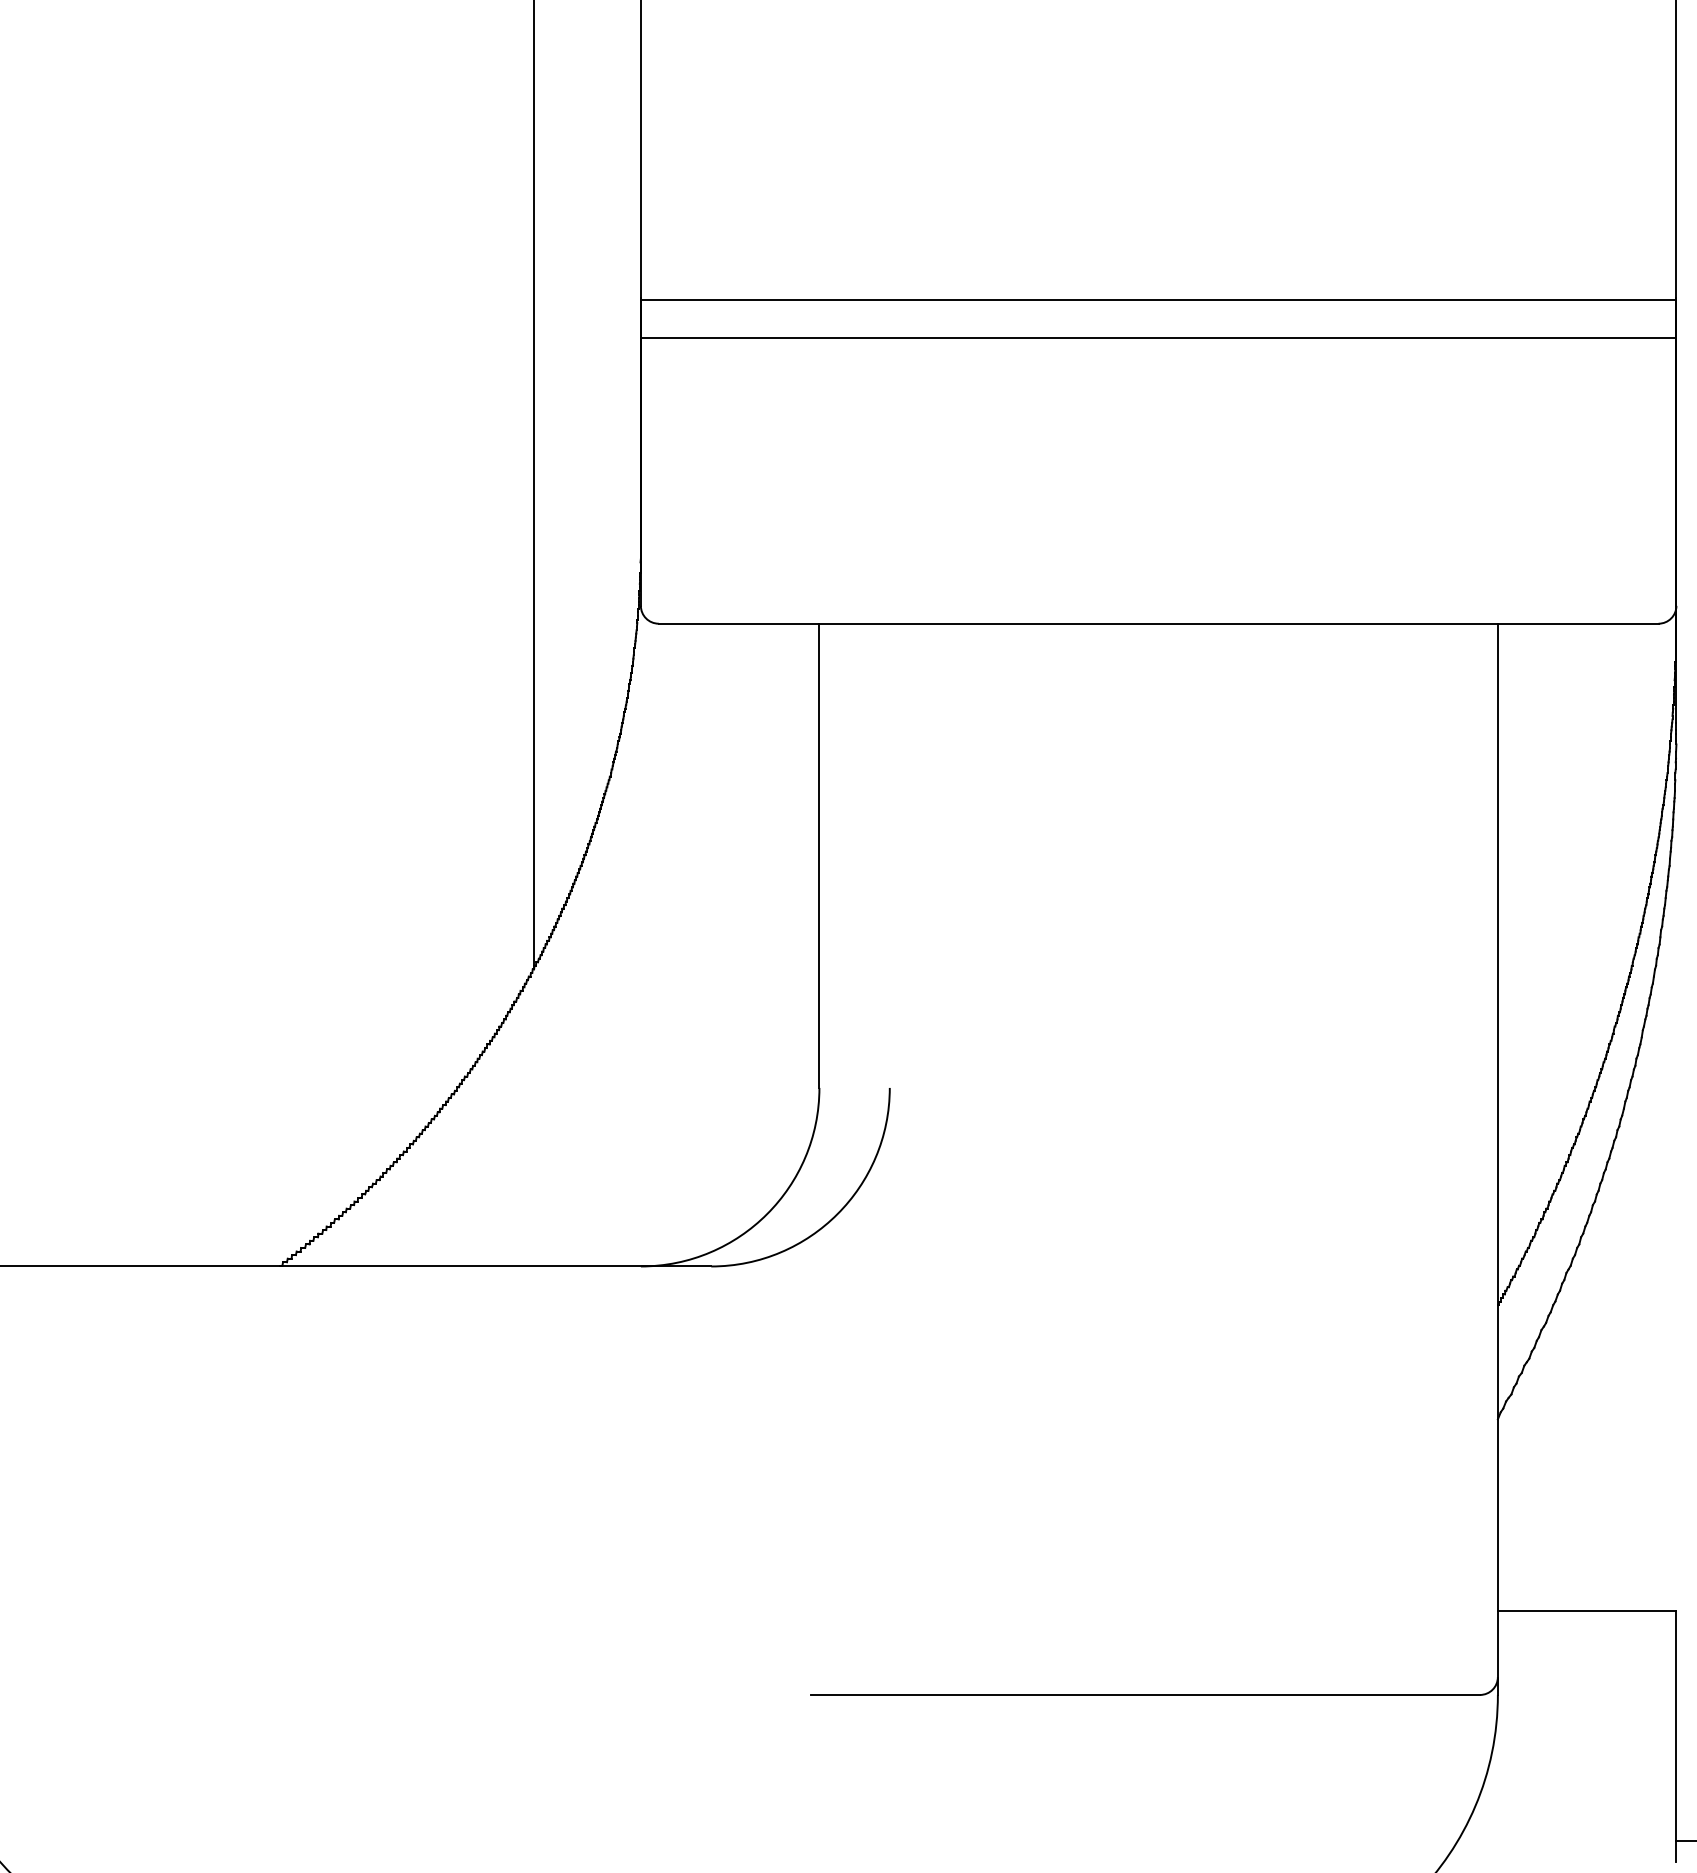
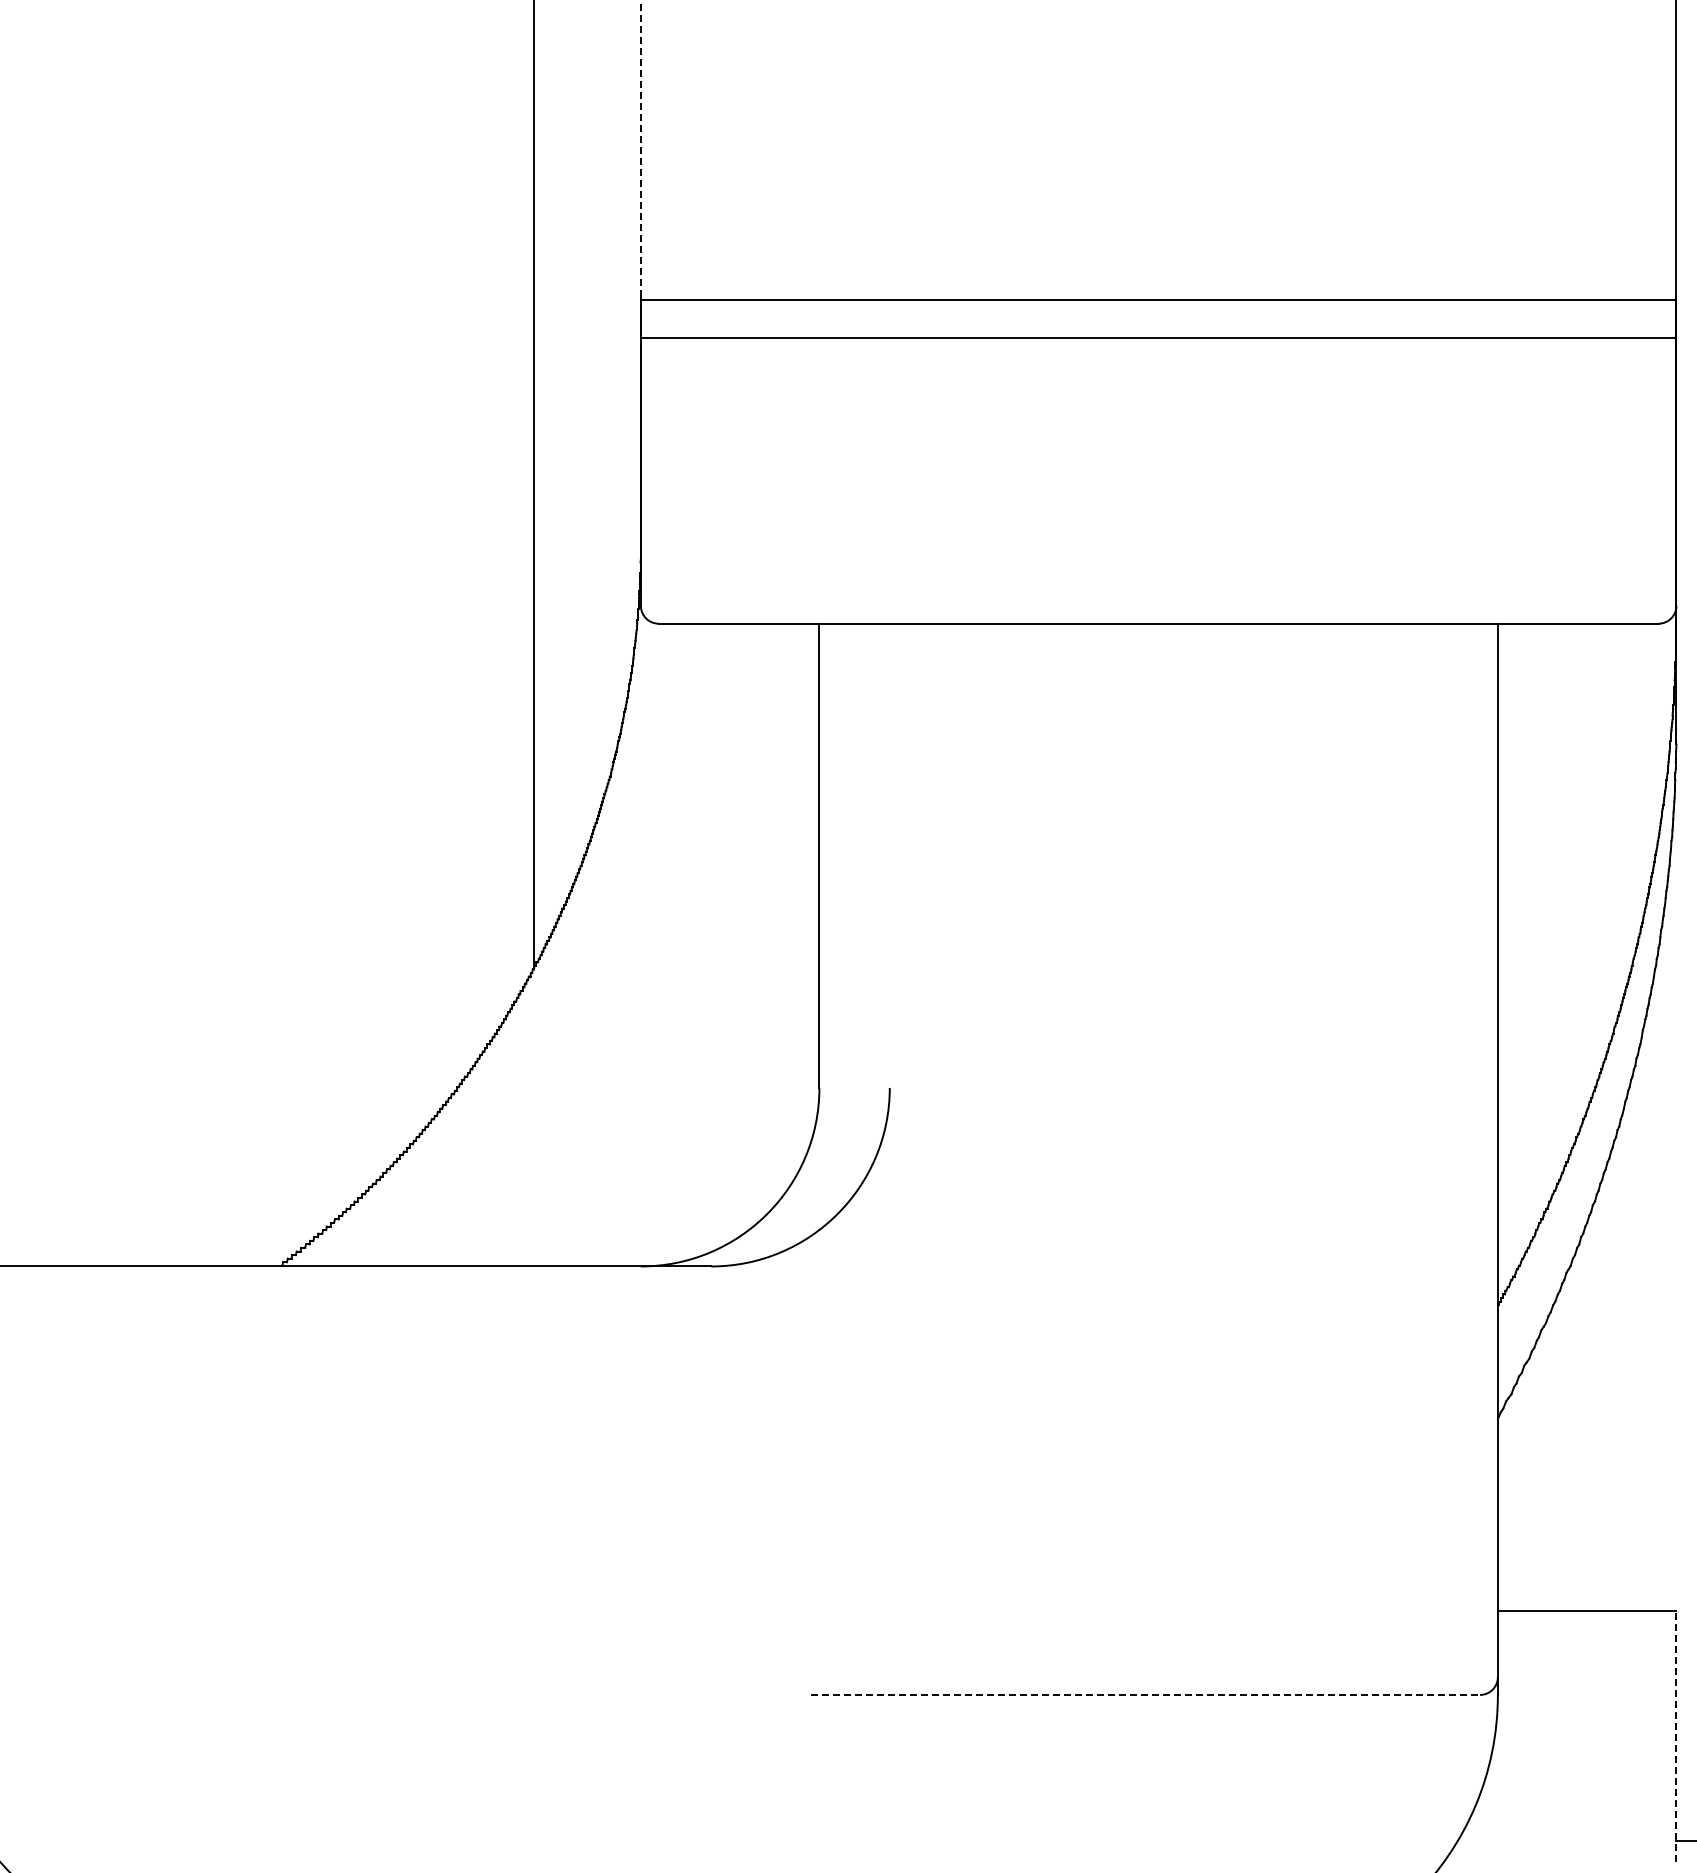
line: solid -> dashed (640, 169)
line: solid -> dashed (1145, 1694)
line: solid -> dashed (1676, 1736)
